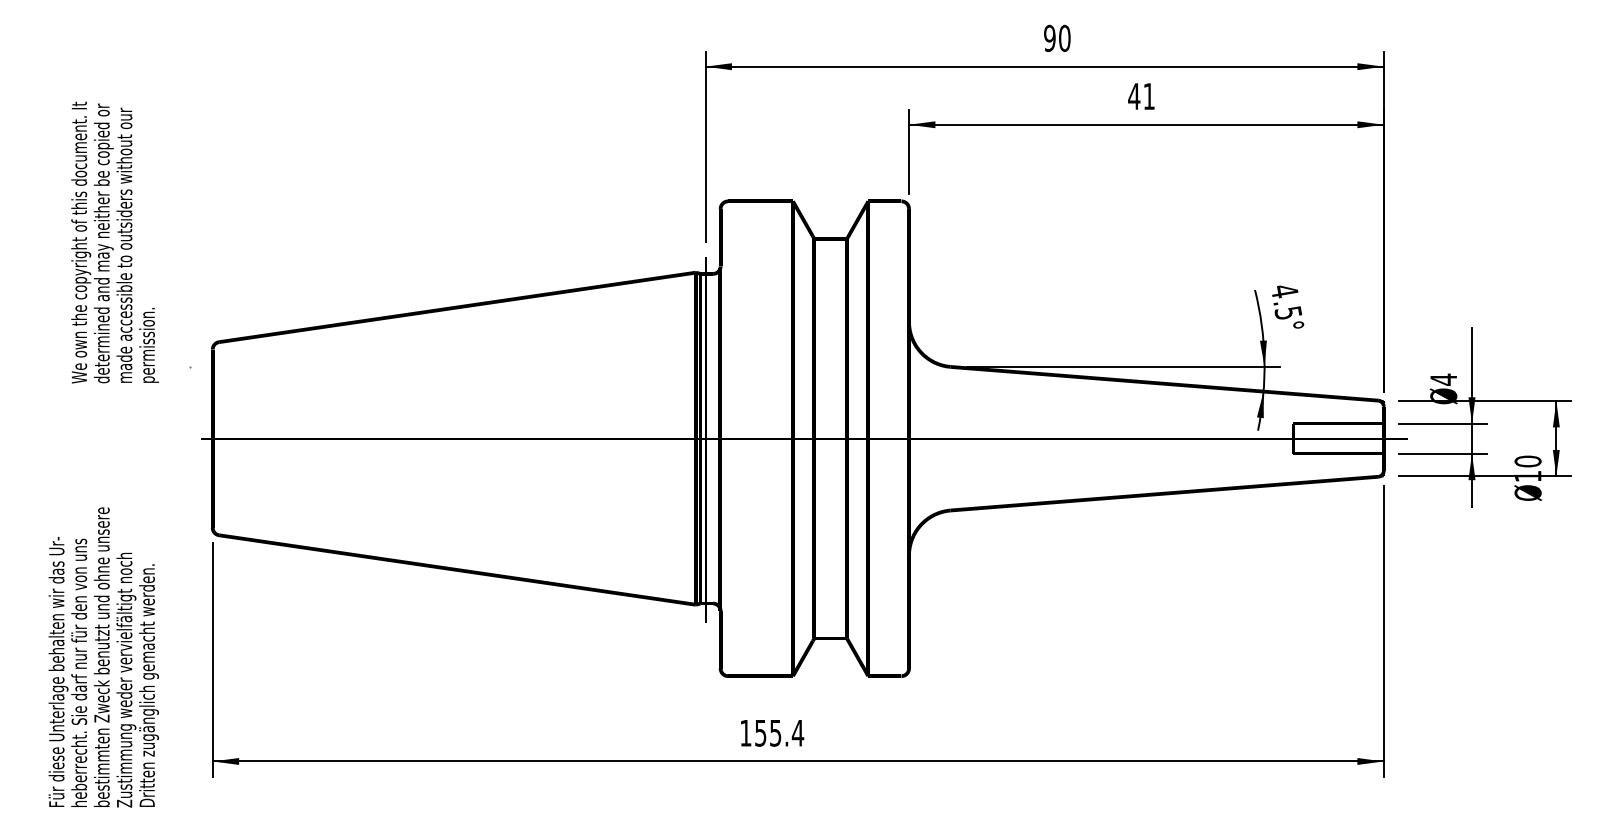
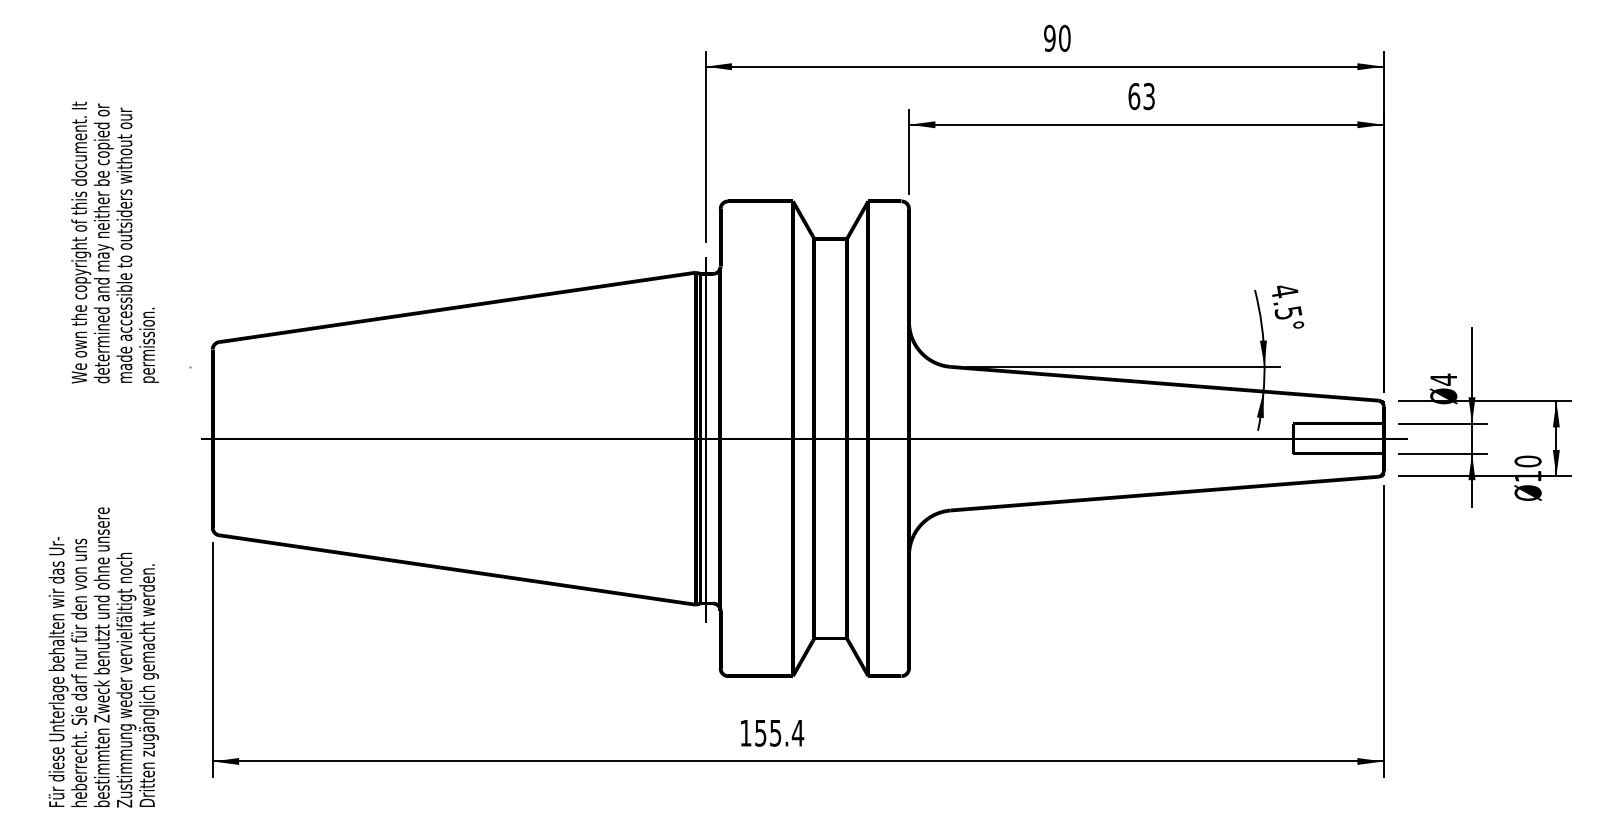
text: 41 -> 63 (1141, 96)
